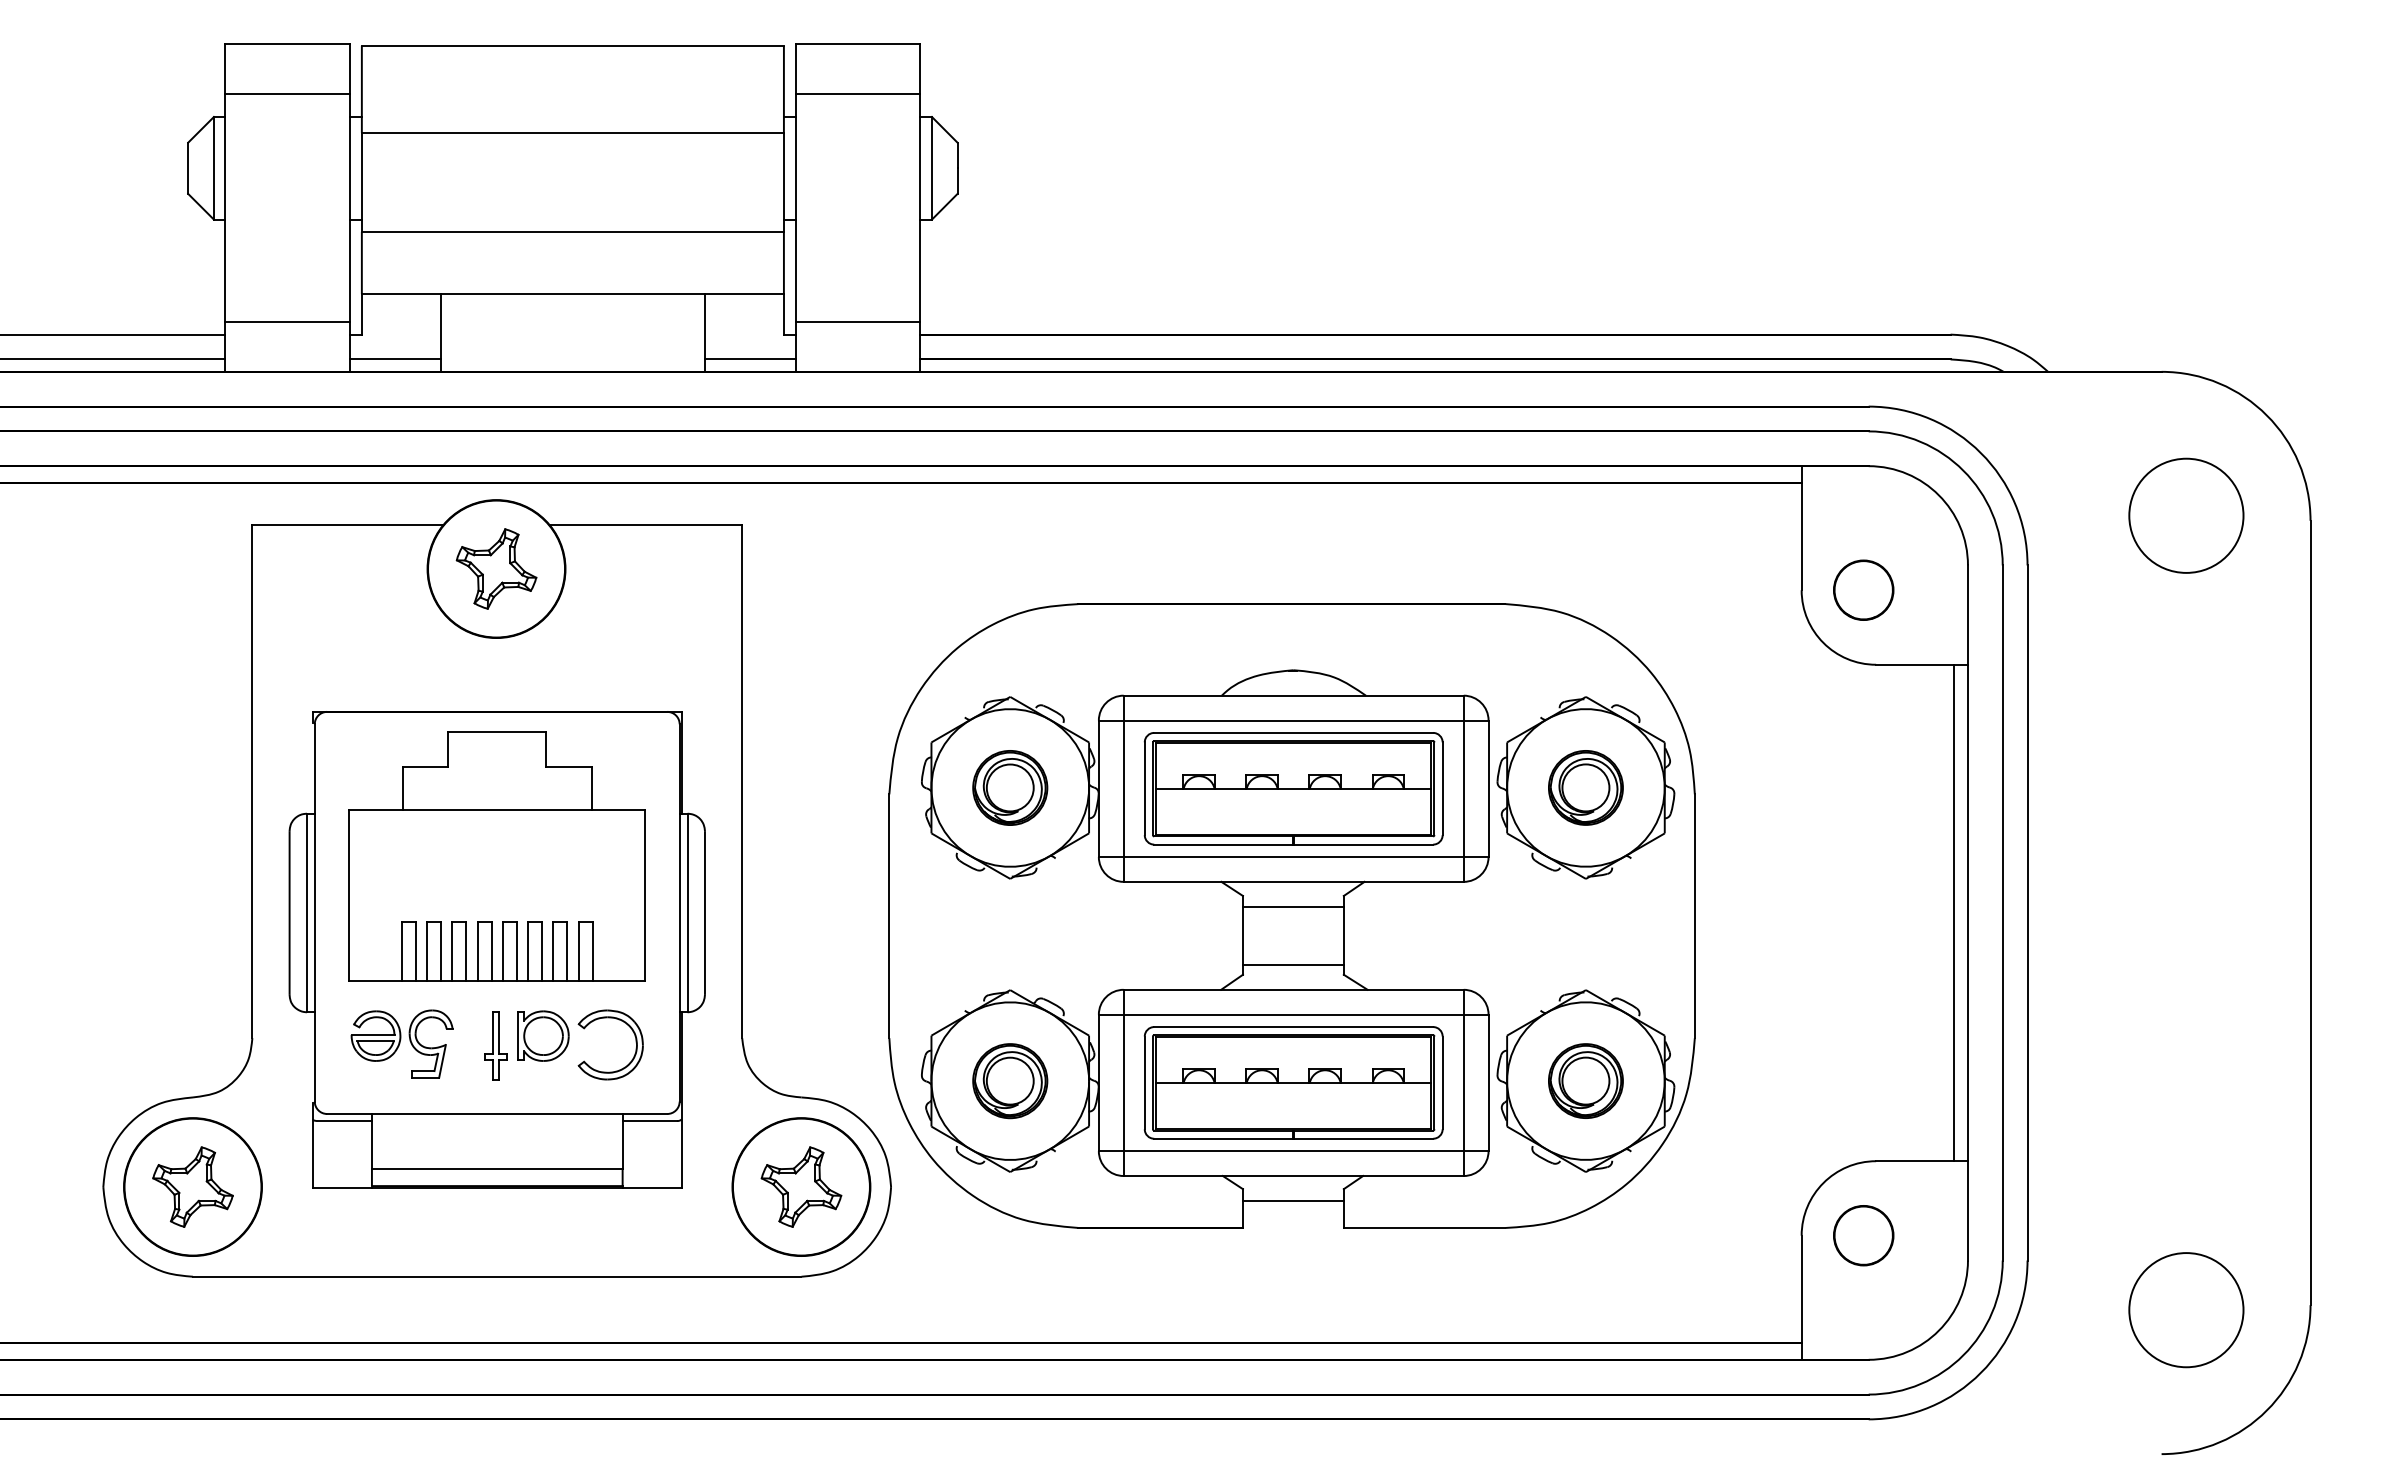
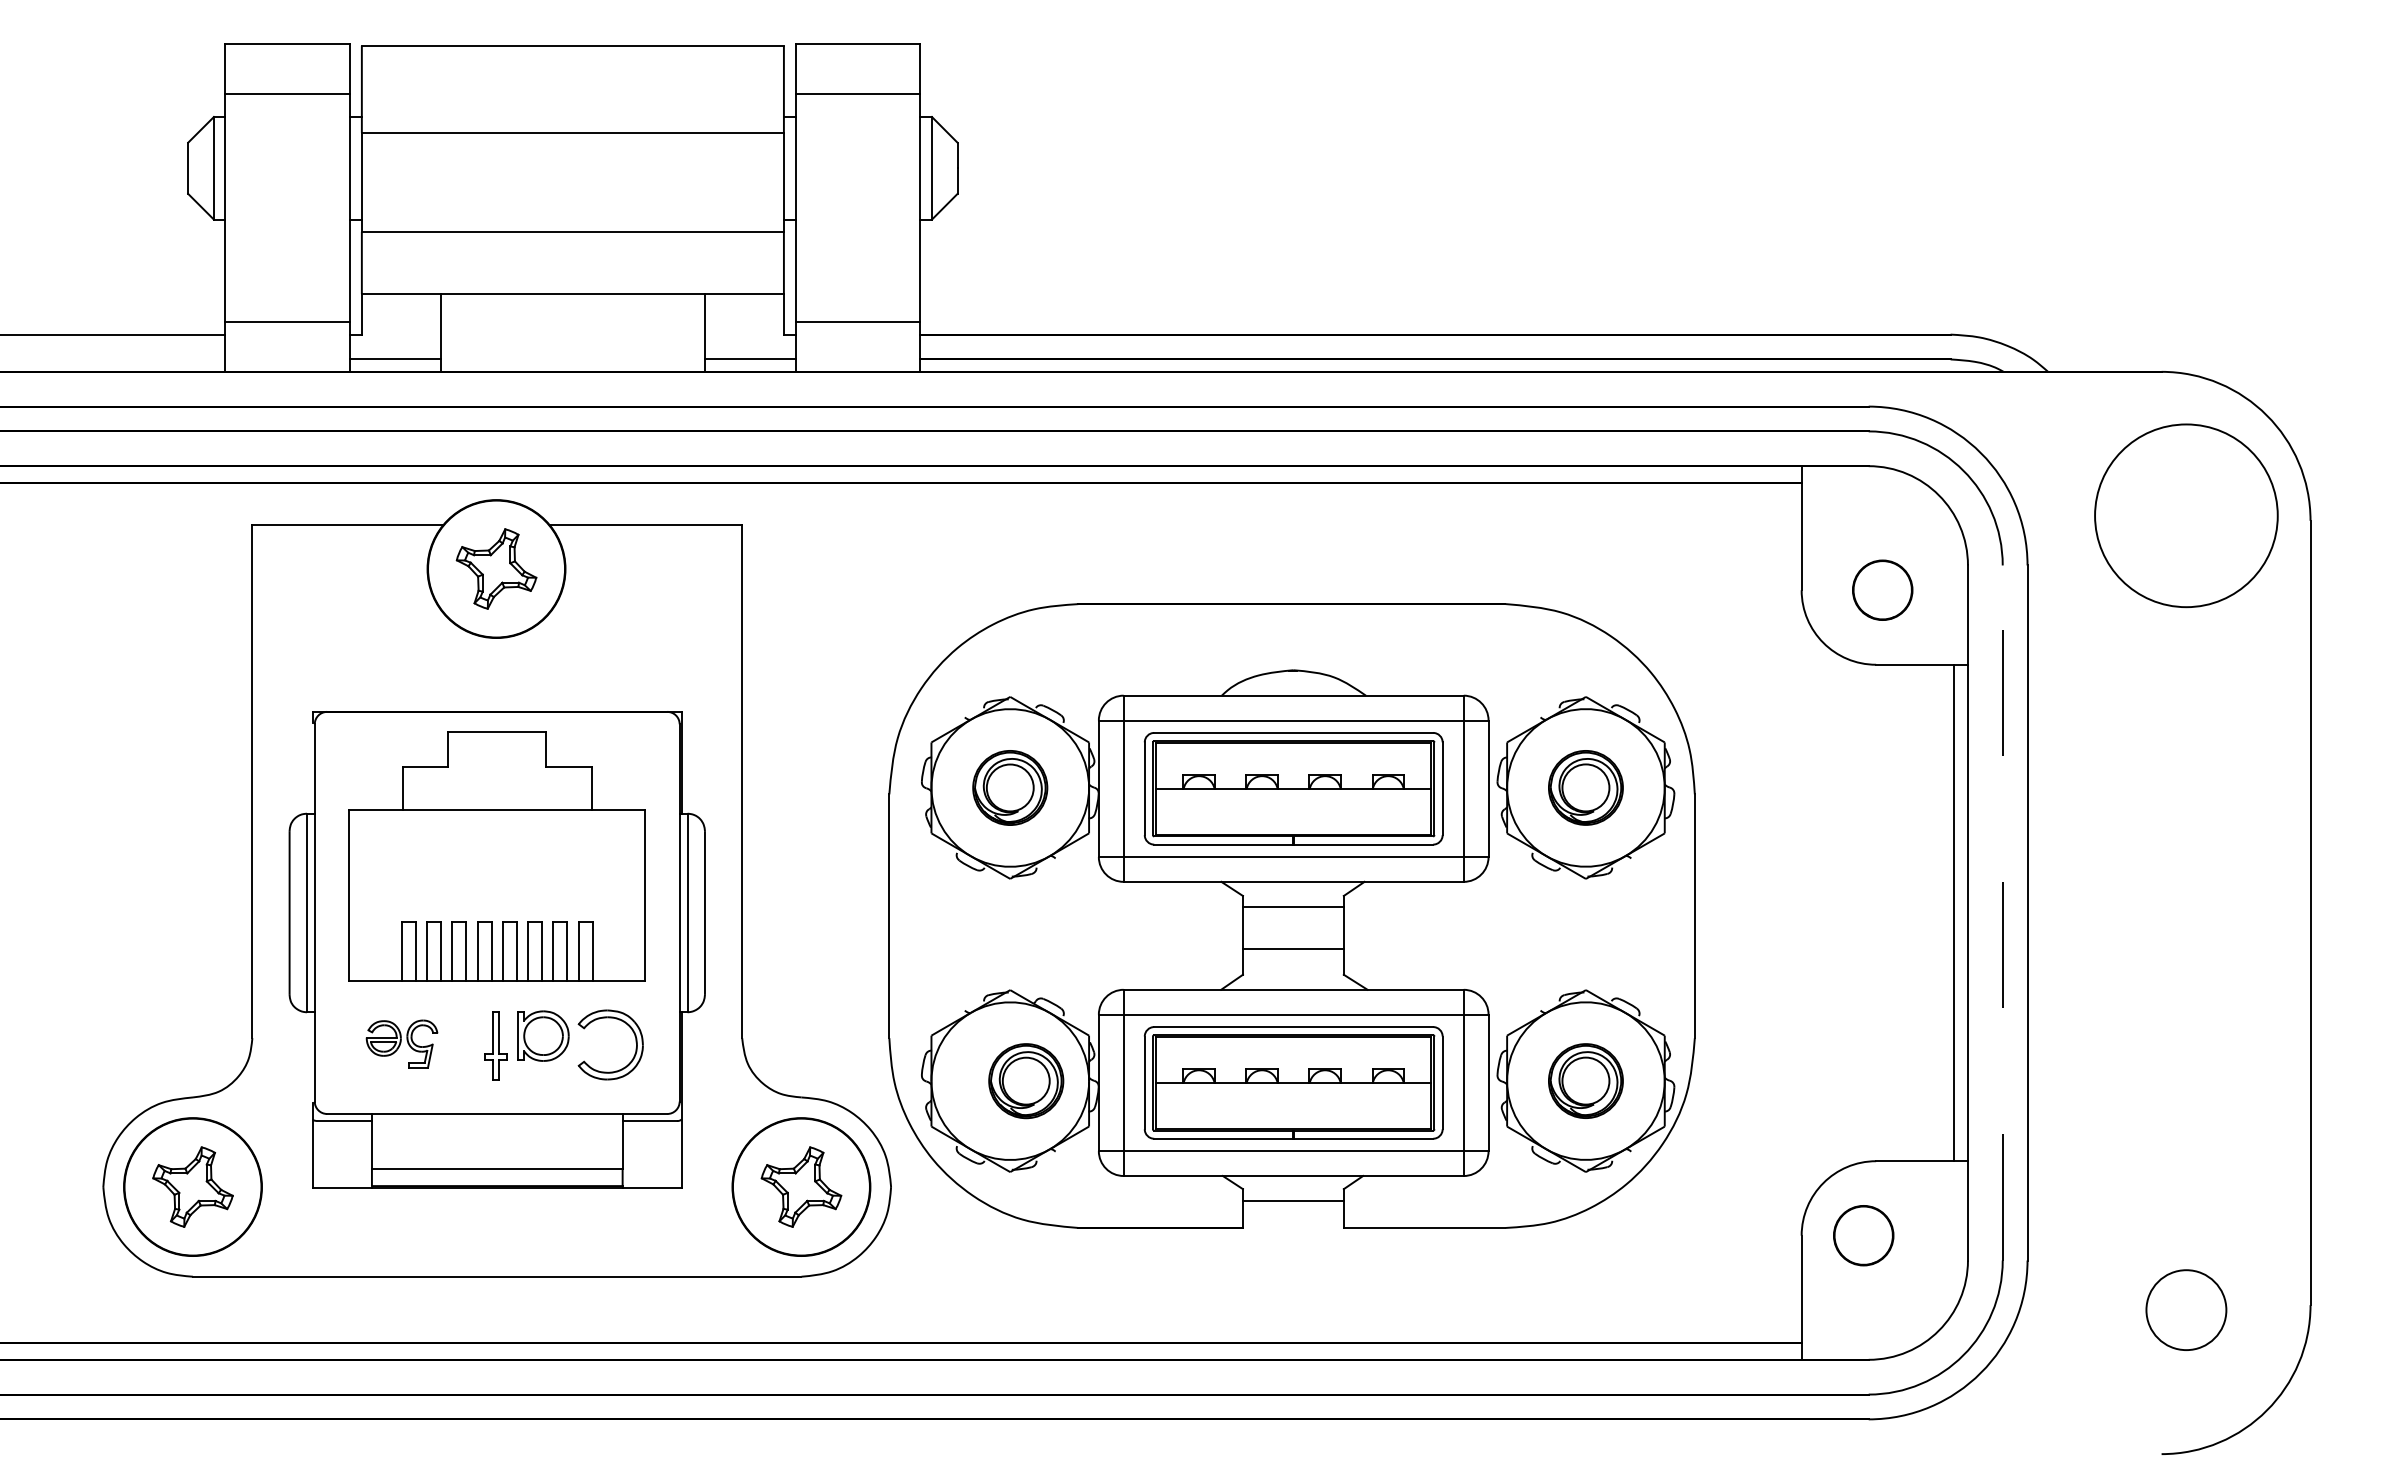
line: present -> none (113, 359)
circle diameter: 114 px -> 183 px (2186, 515)
circle position: (1863, 589) -> (1882, 589) (1882, 589)
line: solid -> dashed (2002, 912)
line position: (1292, 965) -> (1292, 949) (1292, 949)
part size: 104x70 px -> 74x50 px (401, 1043)
part position: (1010, 1081) -> (1026, 1081) (1026, 1081)
circle diameter: 114 px -> 80 px (2186, 1310)
